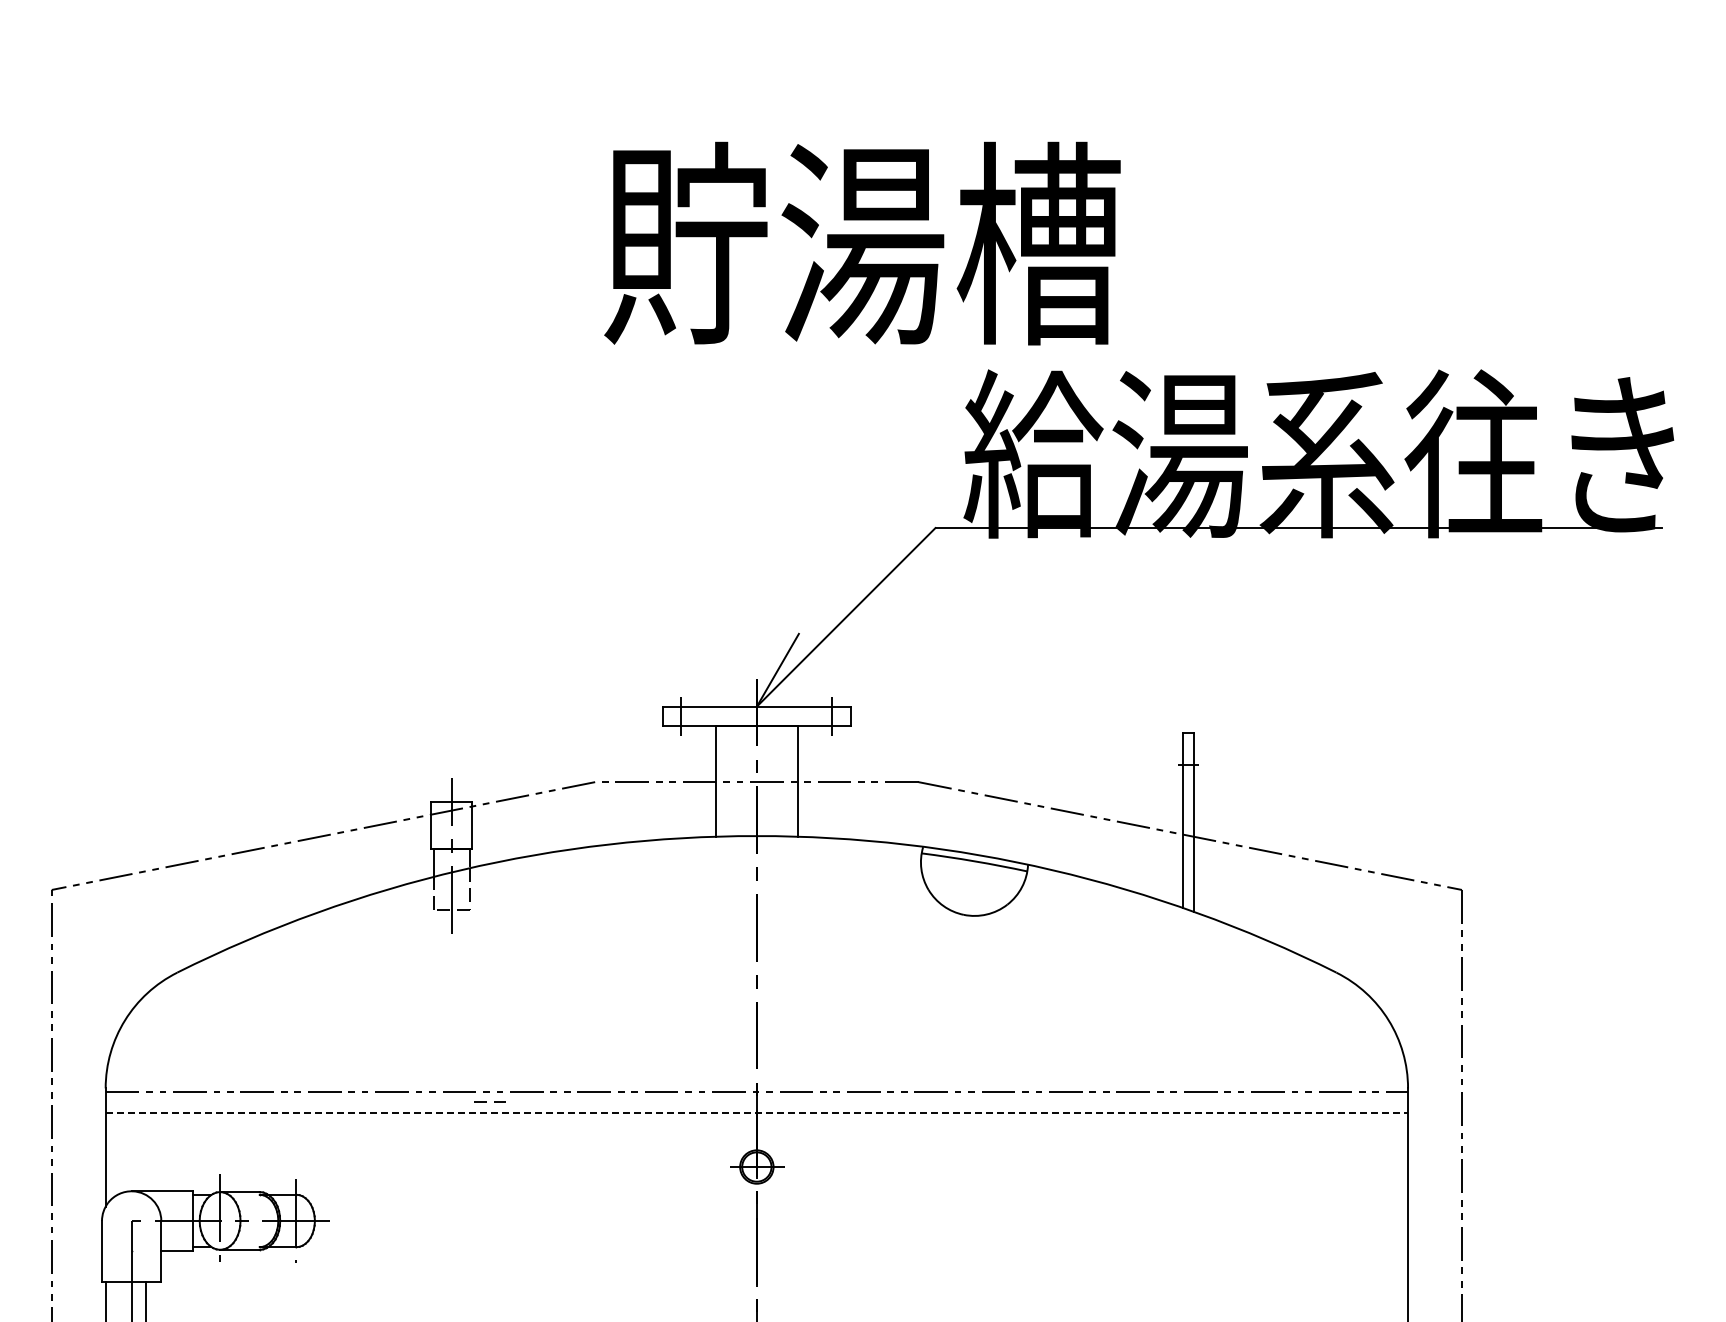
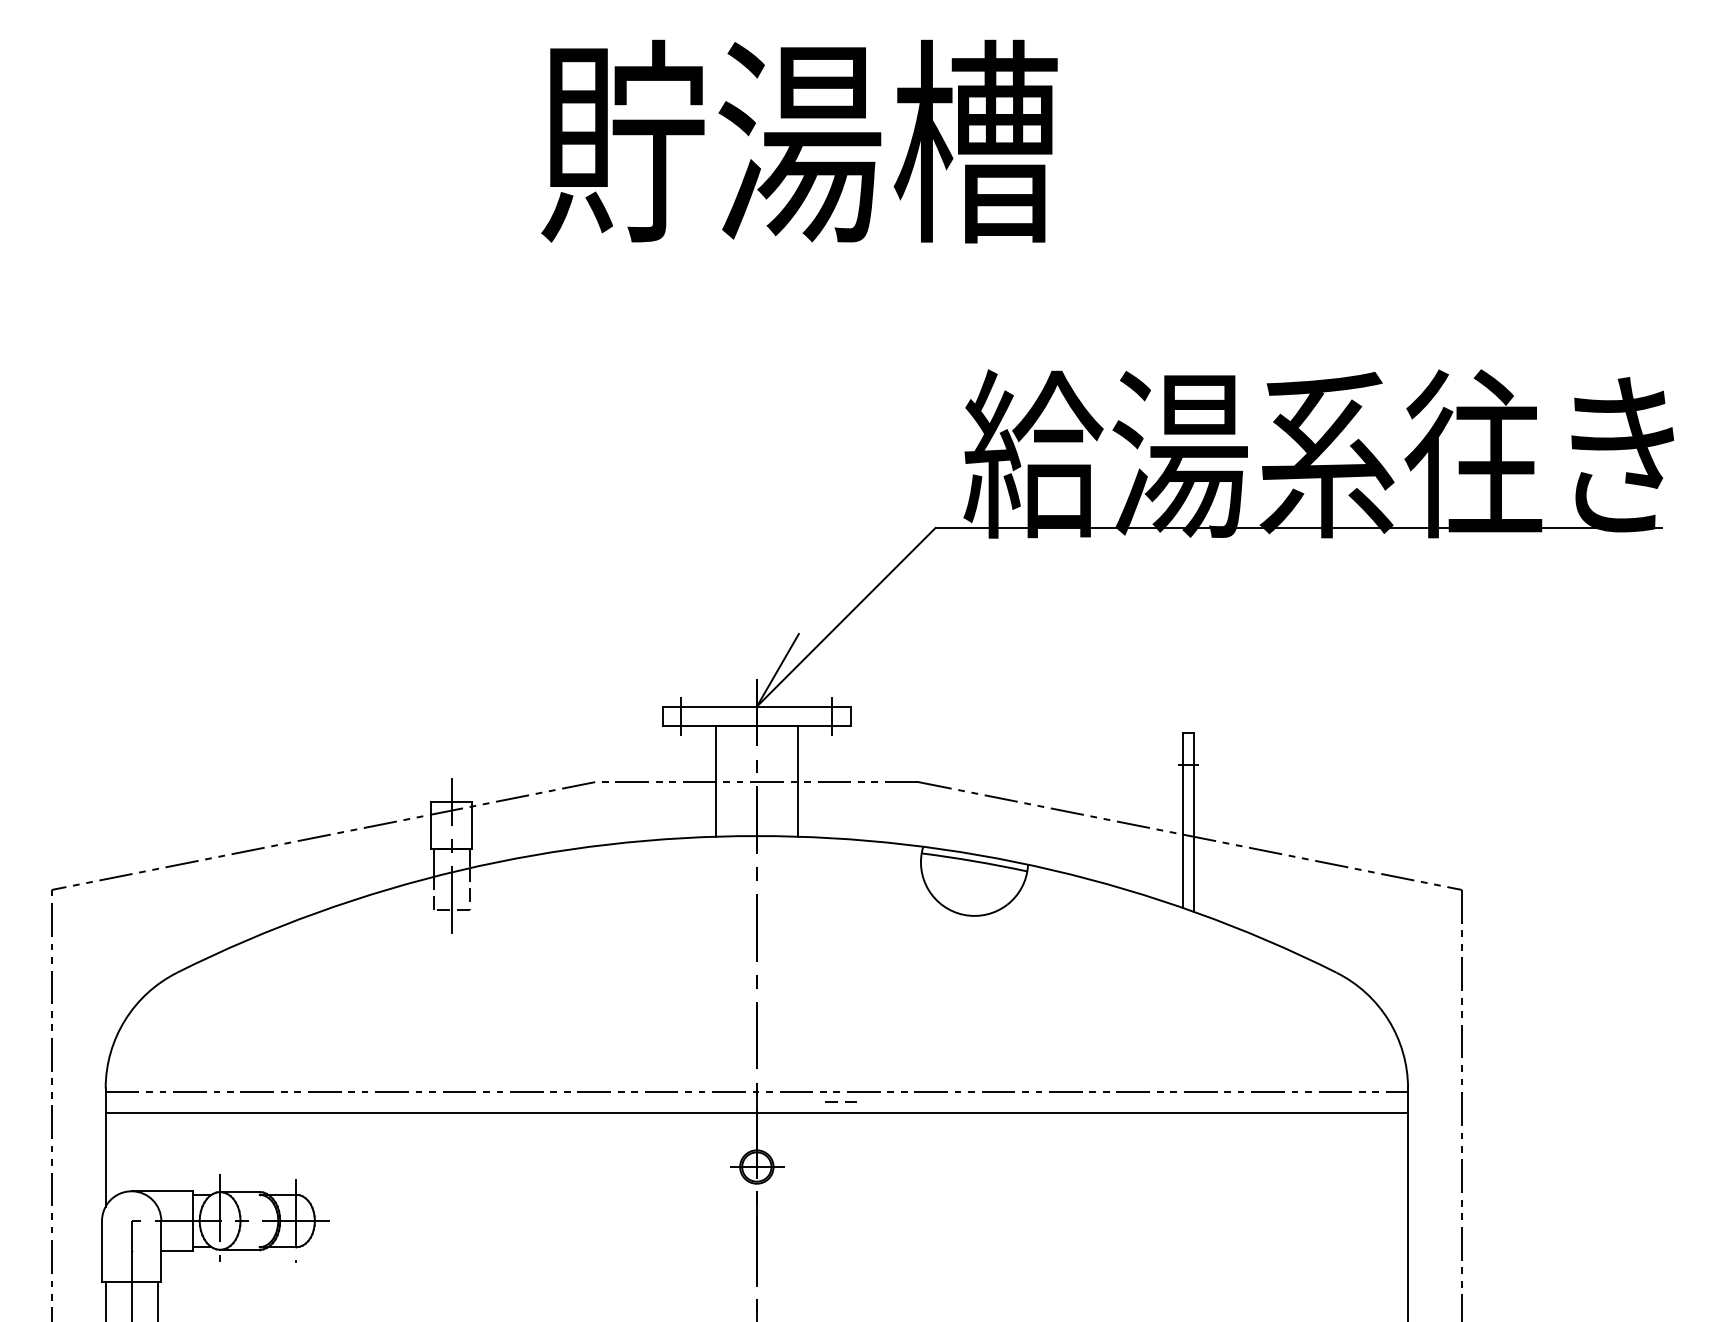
text position: (862, 243) -> (799, 141) (799, 141)
line position: (486, 1101) -> (837, 1101) (837, 1101)
line: dashed -> solid (757, 1113)
line position: (145, 1300) -> (157, 1300) (157, 1300)
